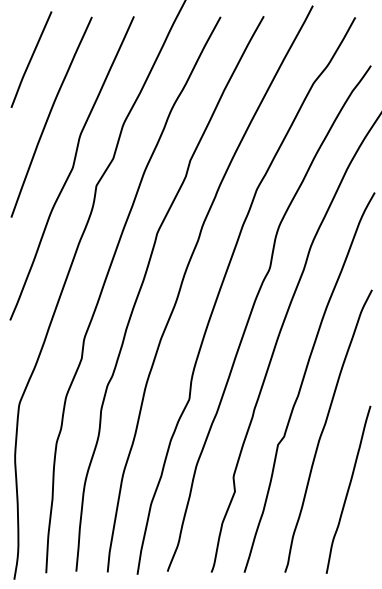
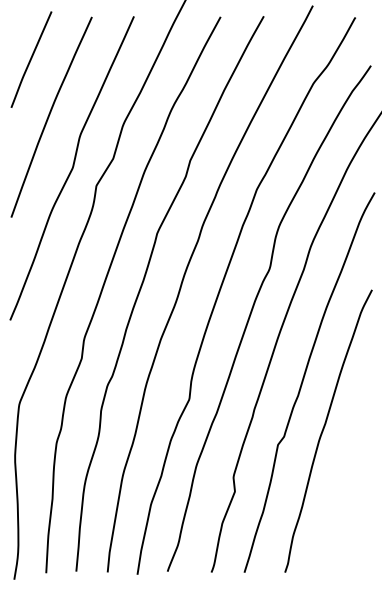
curve: present -> none (348, 489)
